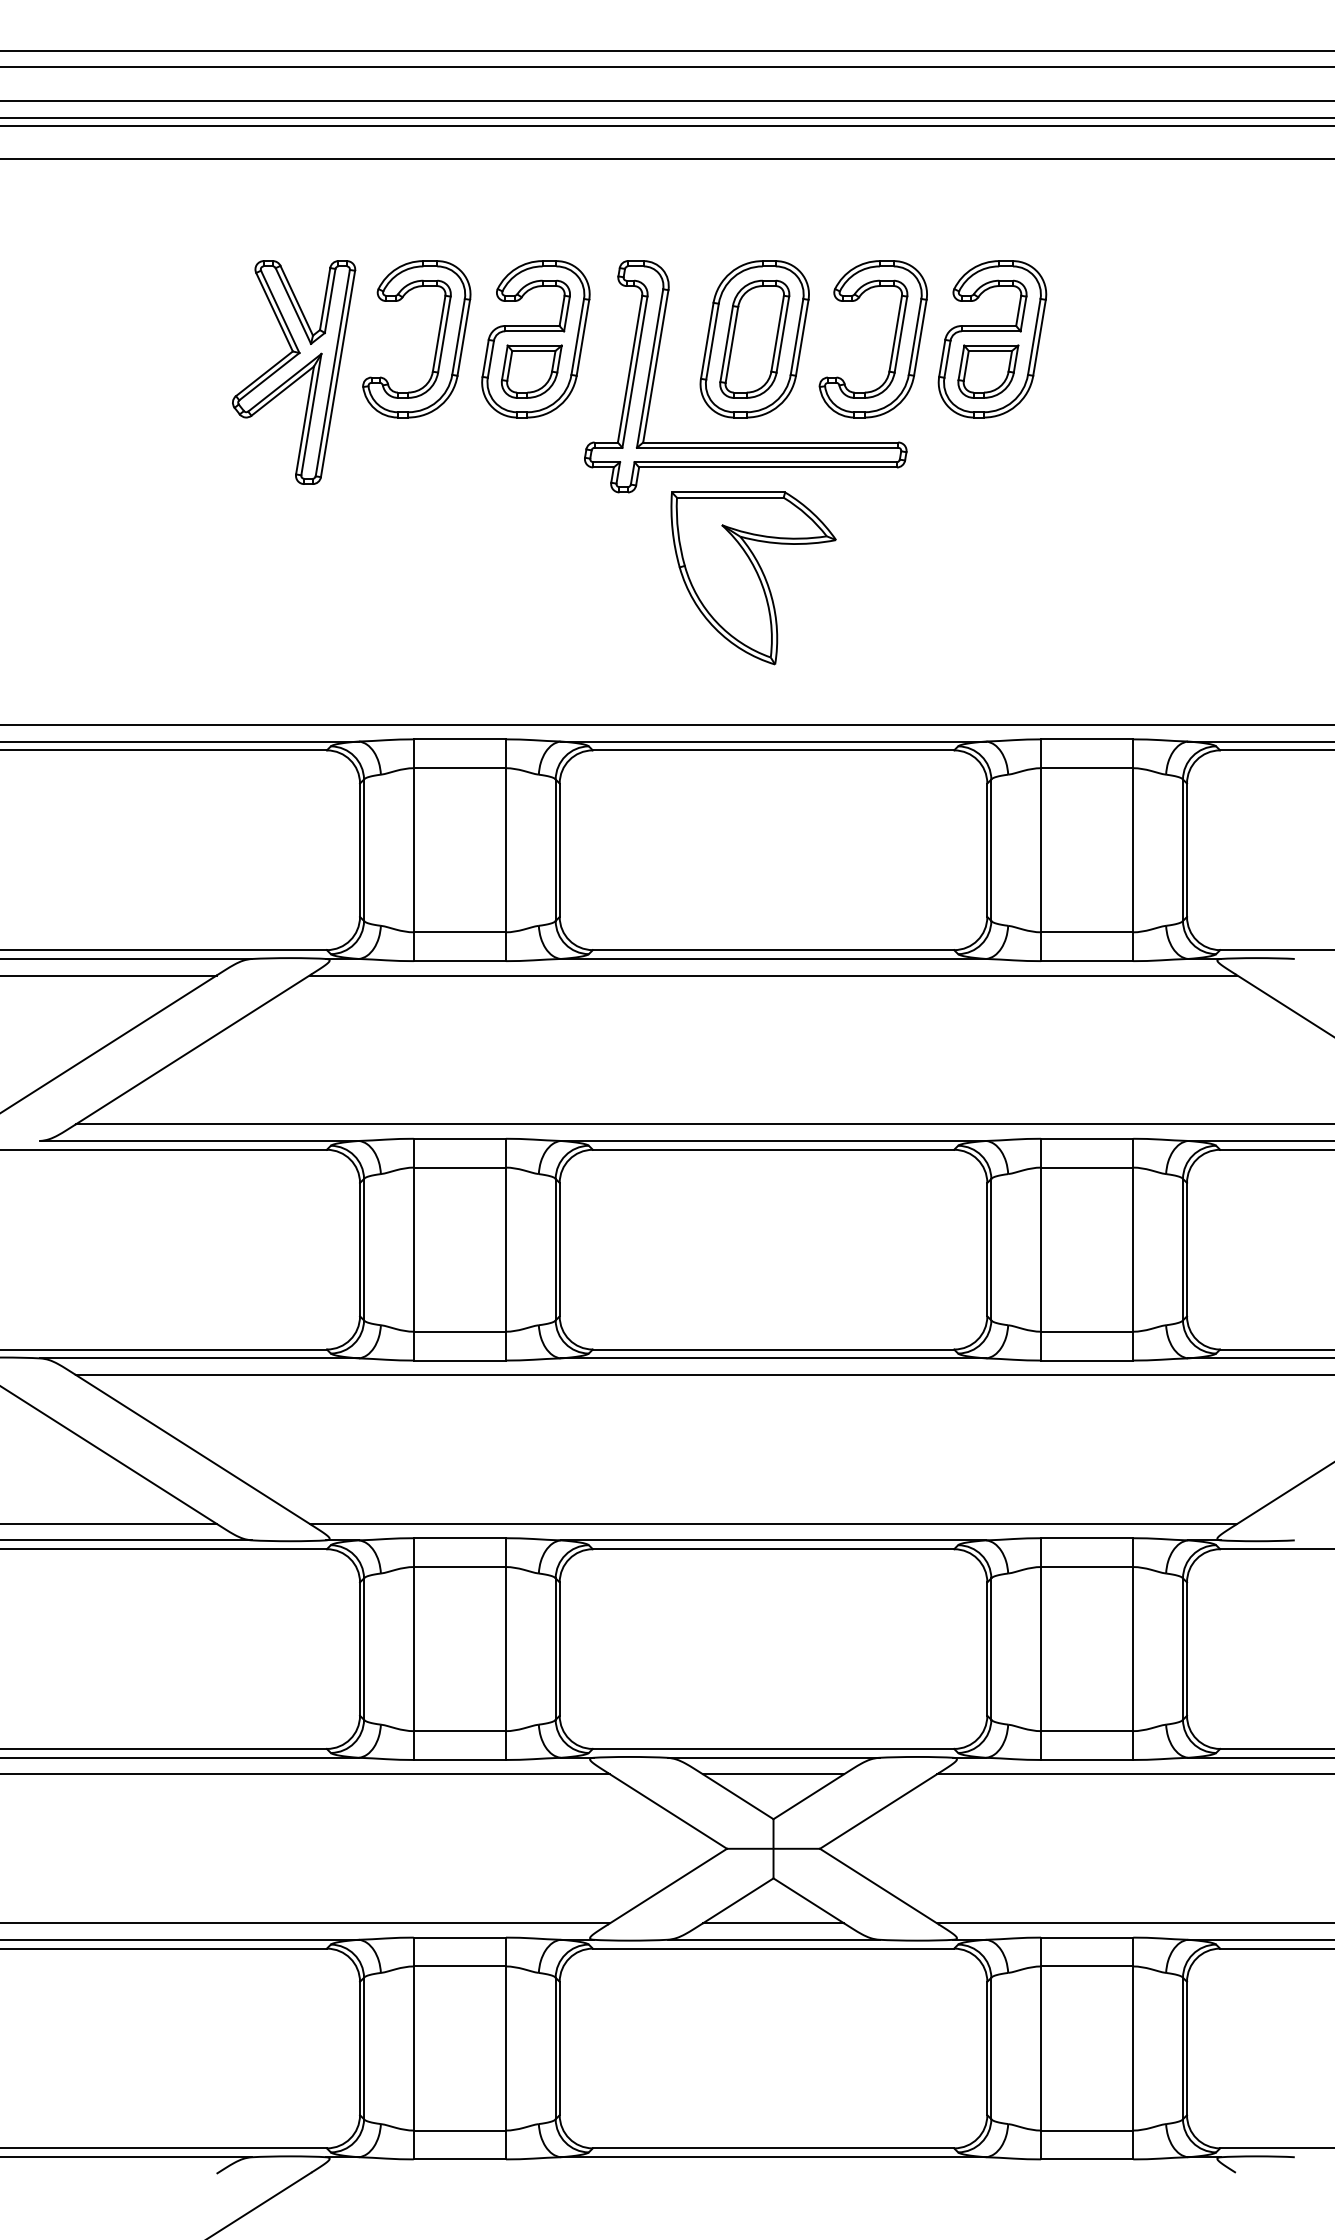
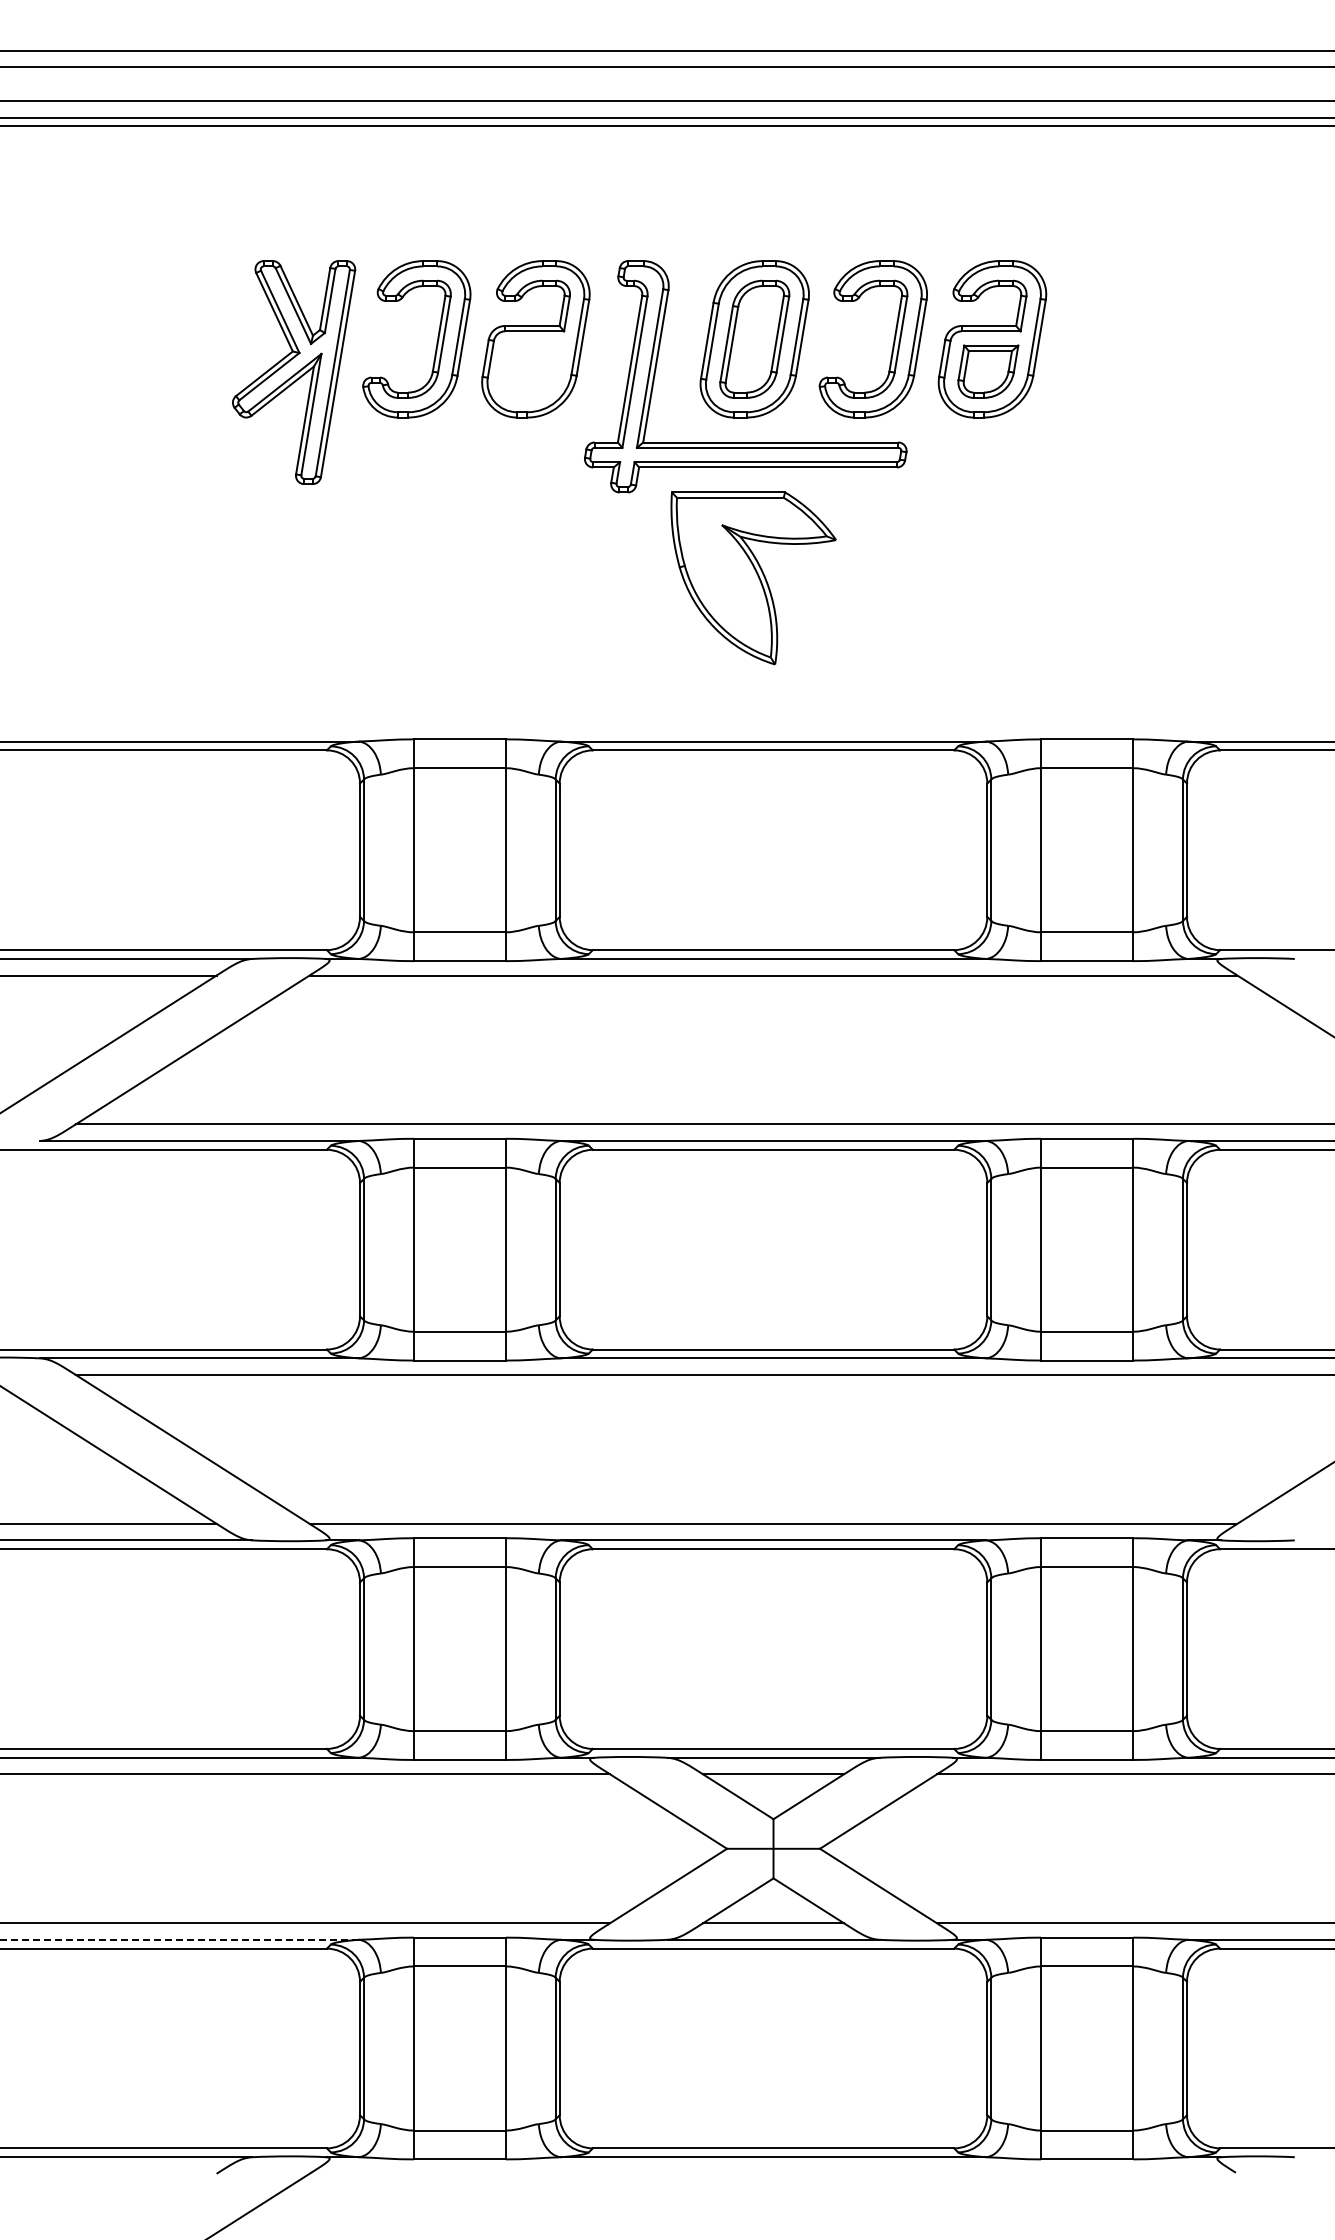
line: present -> none (666, 158)
part: present -> none (531, 371)
line: present -> none (666, 724)
line: solid -> dashed (179, 1939)
